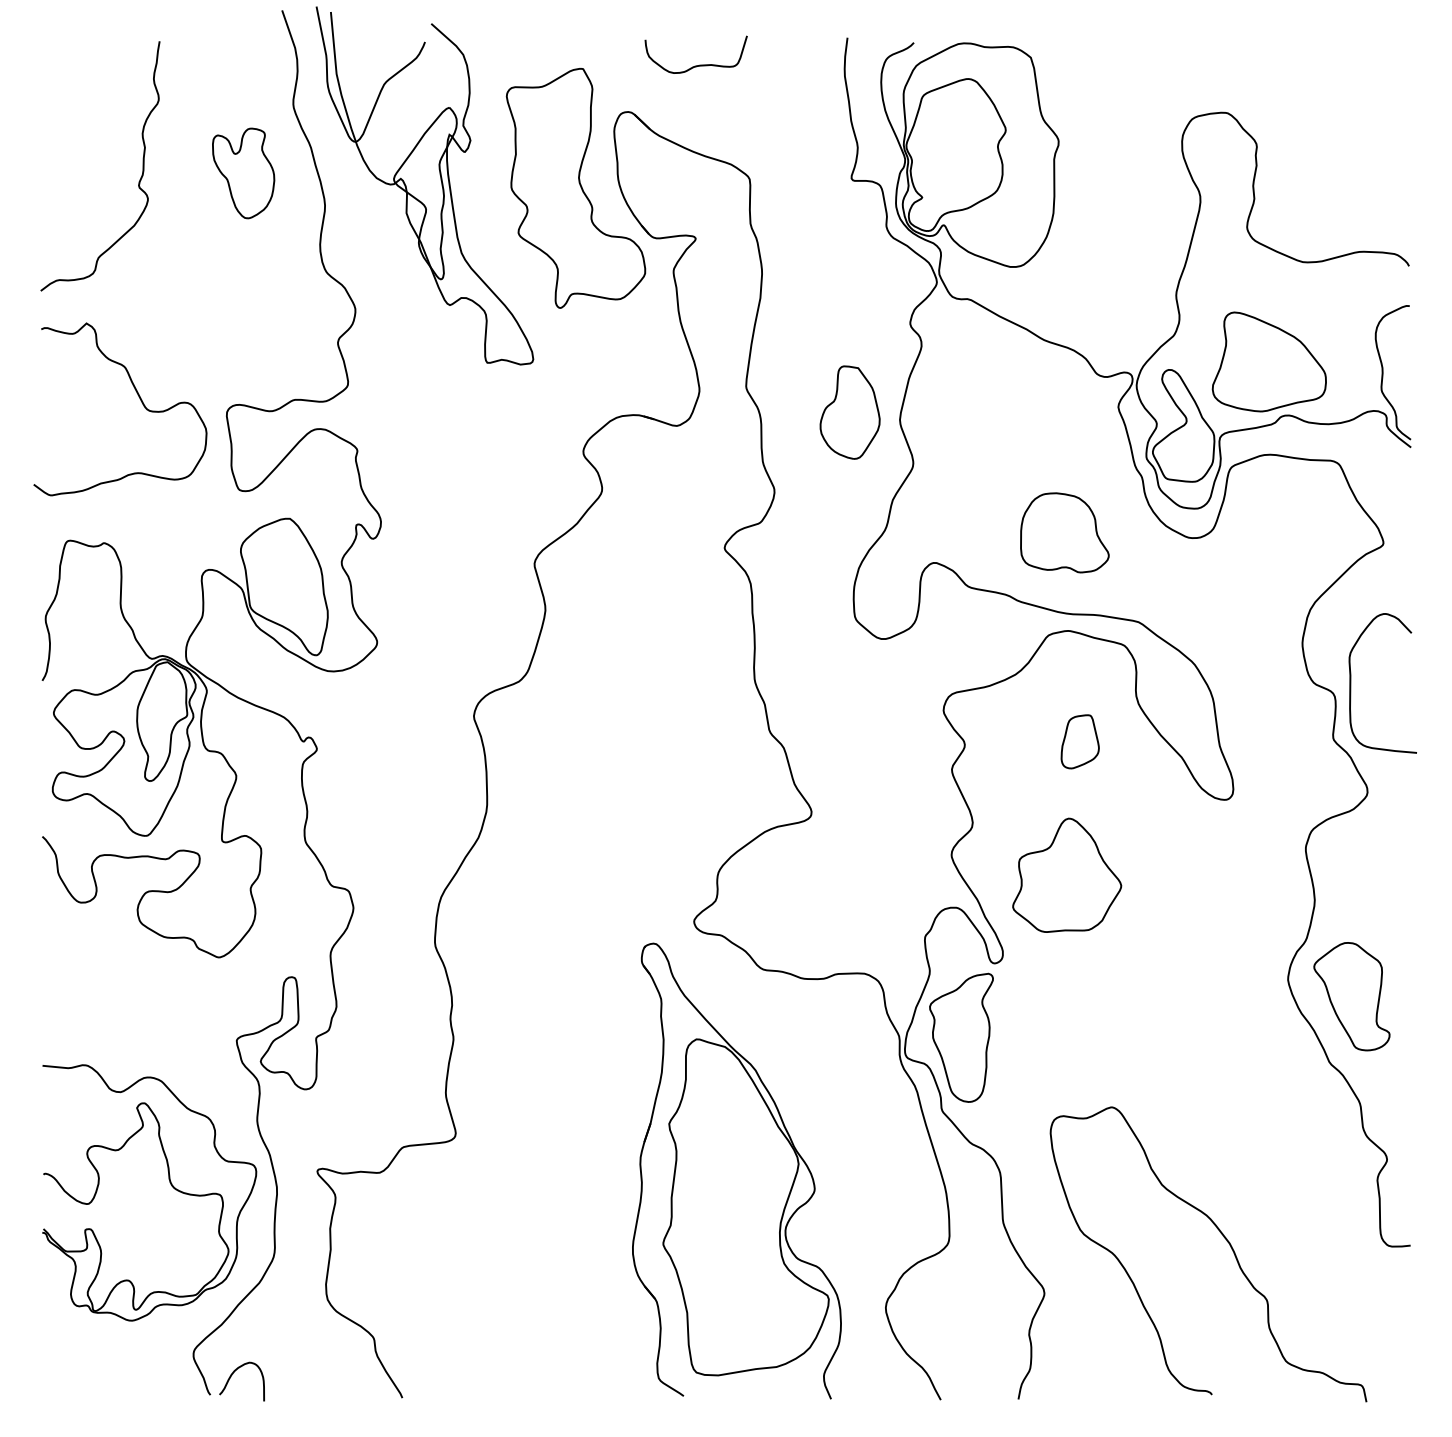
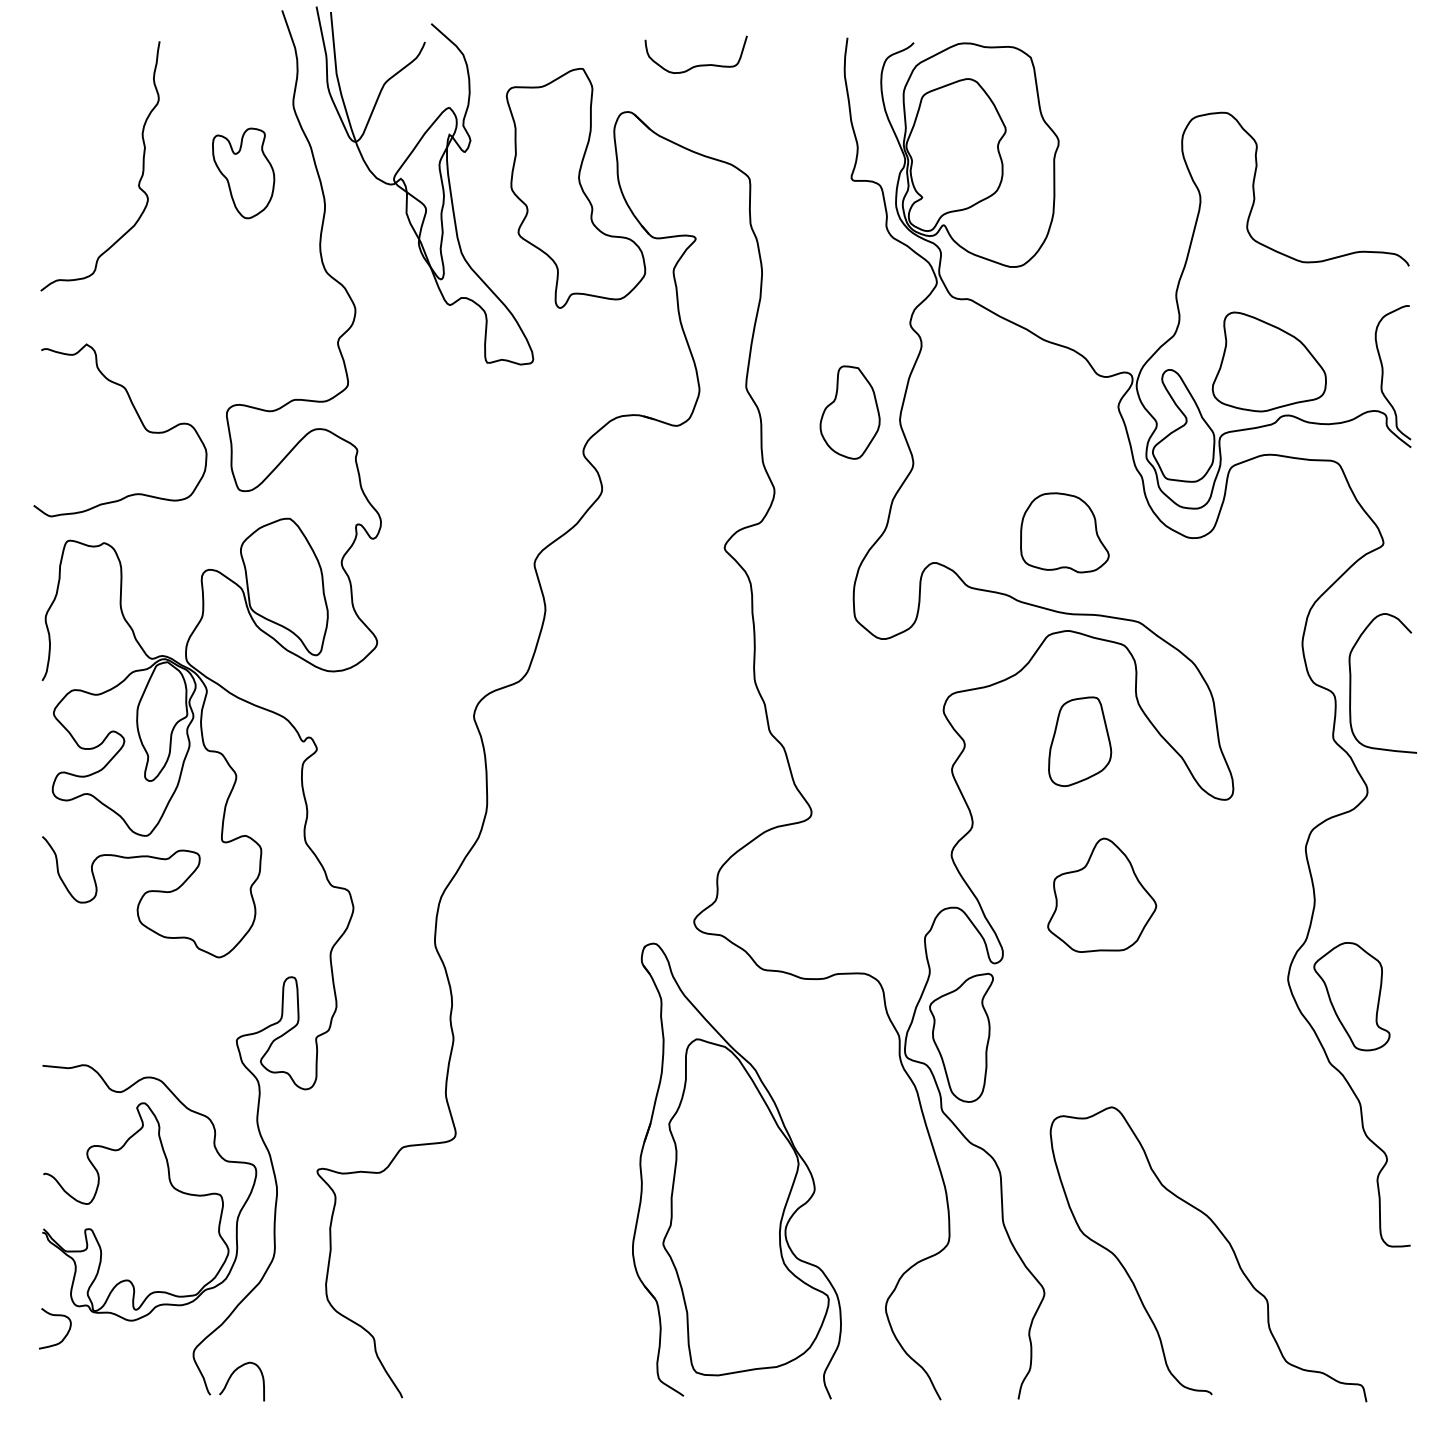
curve position: (138, 397) -> (138, 418) (138, 418)
part size: 40x56 px -> 65x92 px (1080, 741)
part position: (1067, 874) -> (1102, 894) (1102, 894)
curve: none -> present (55, 1316)
